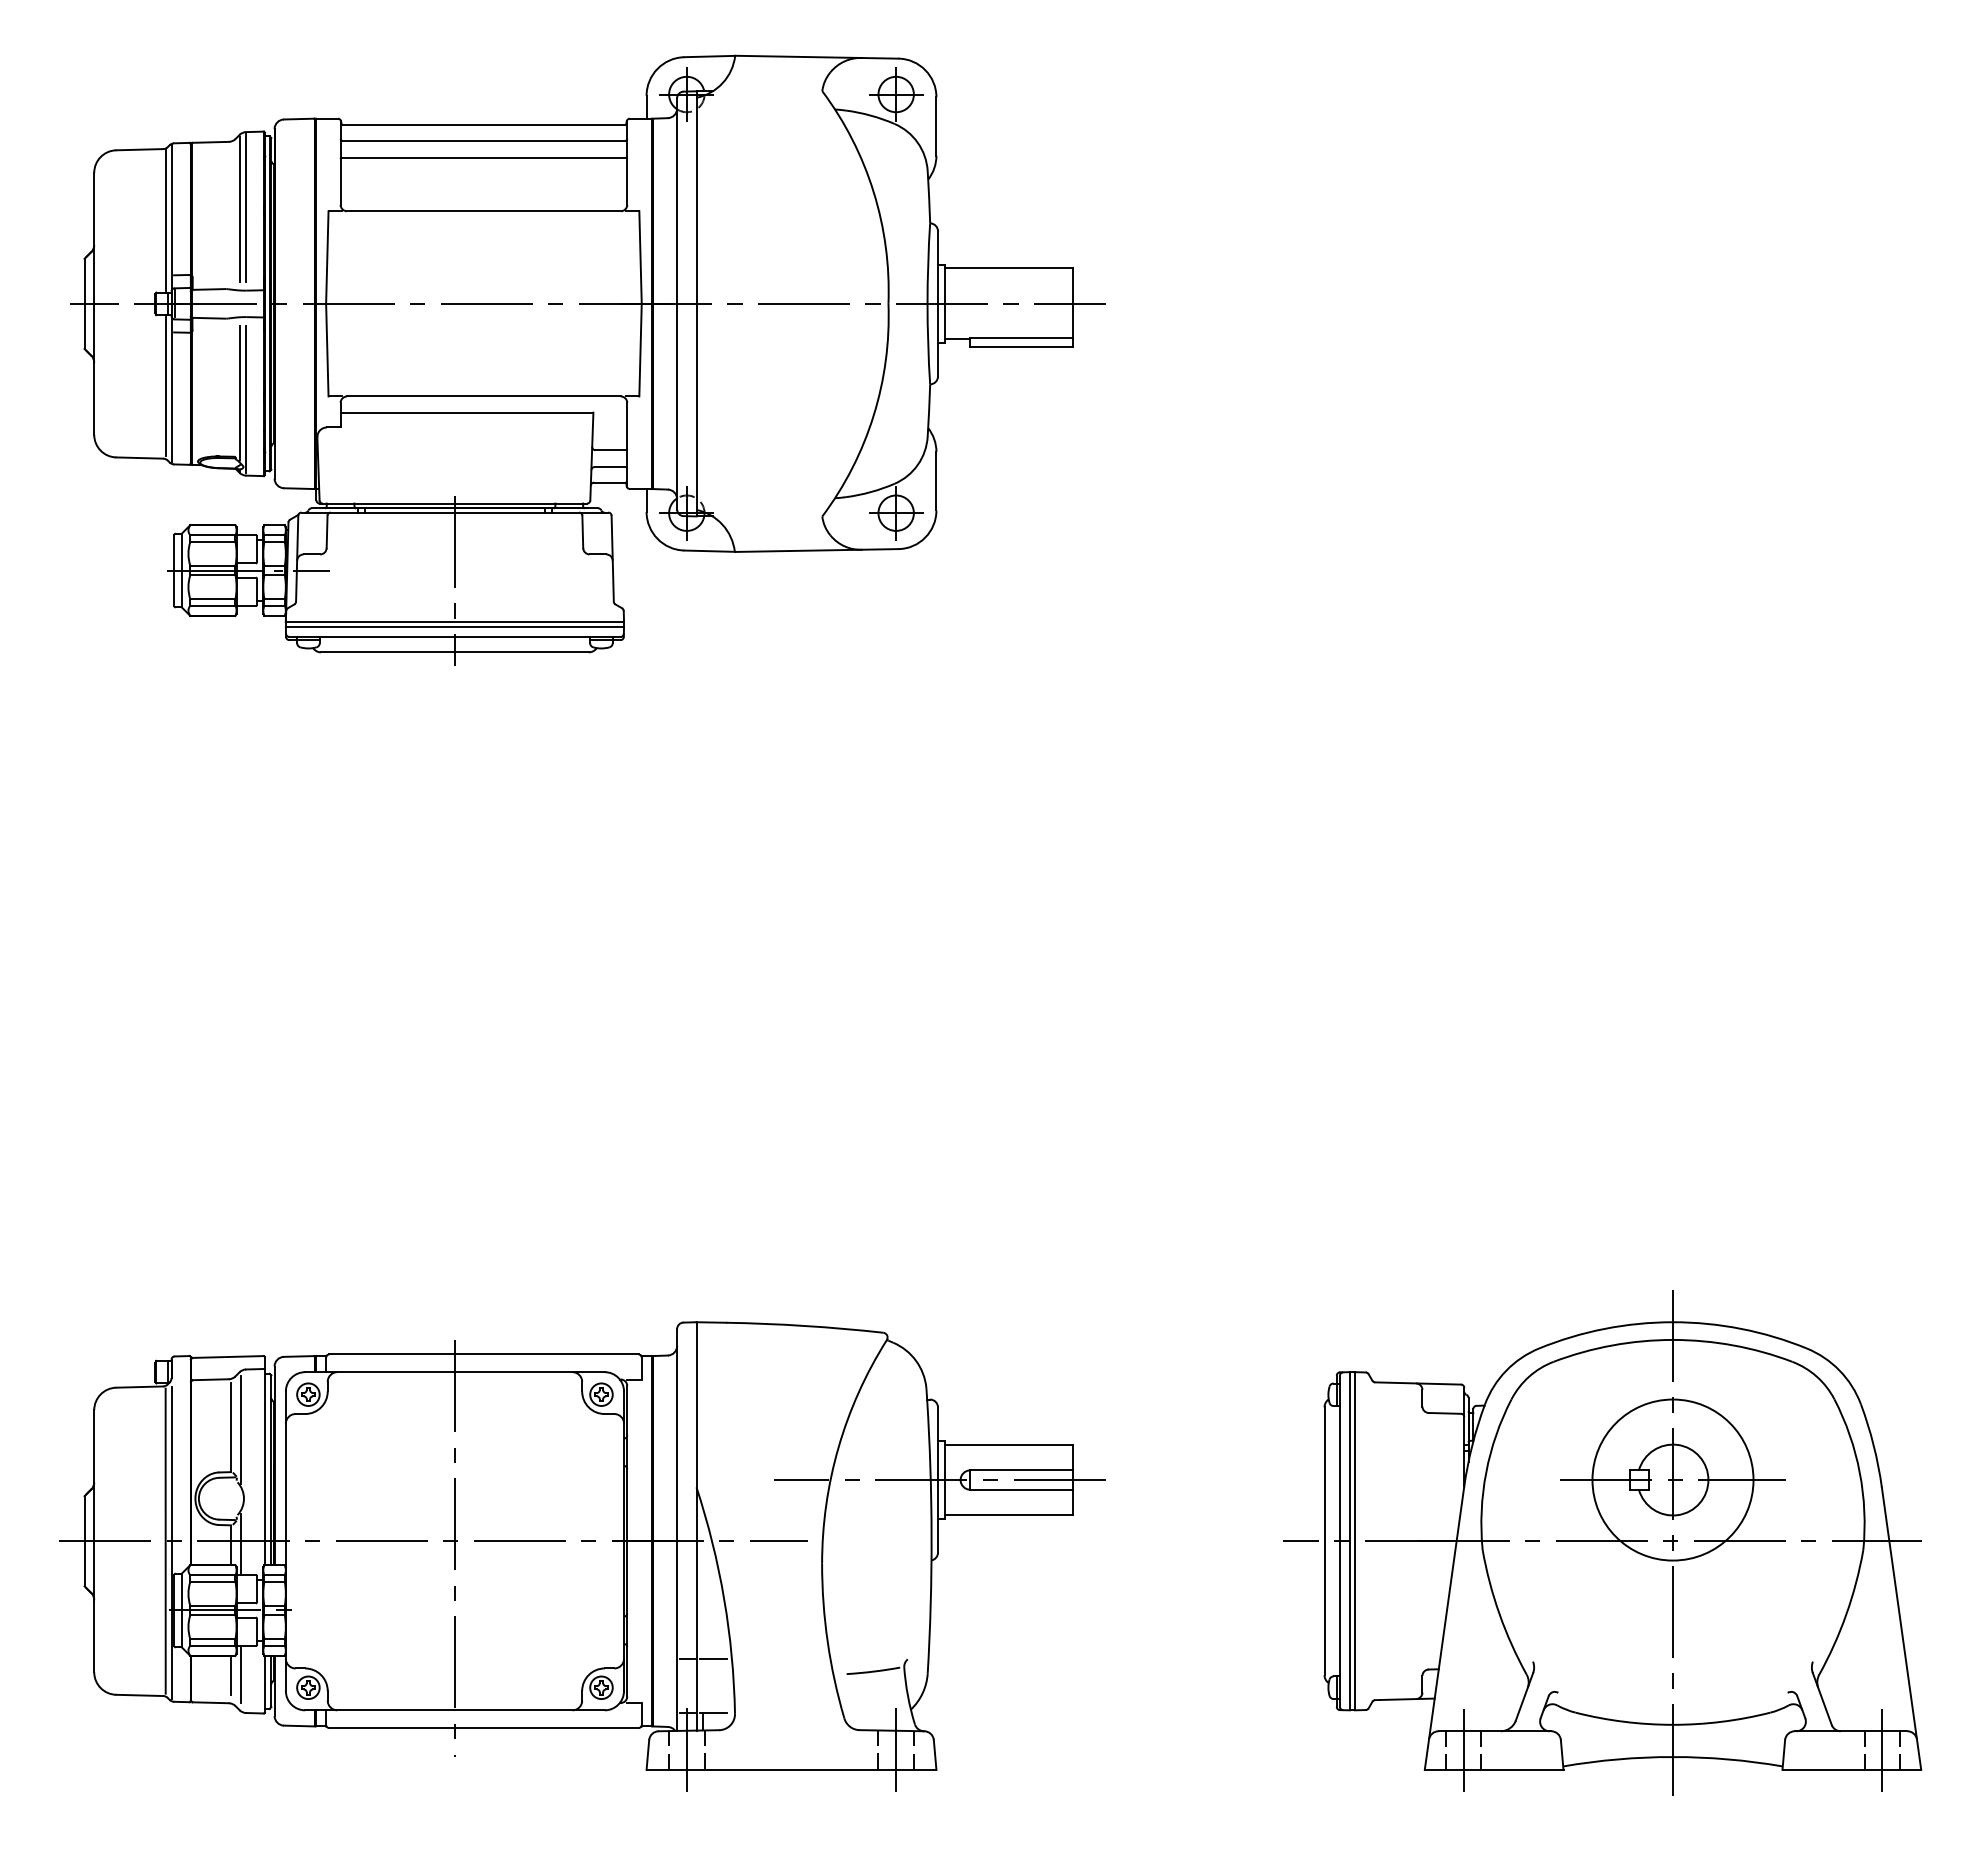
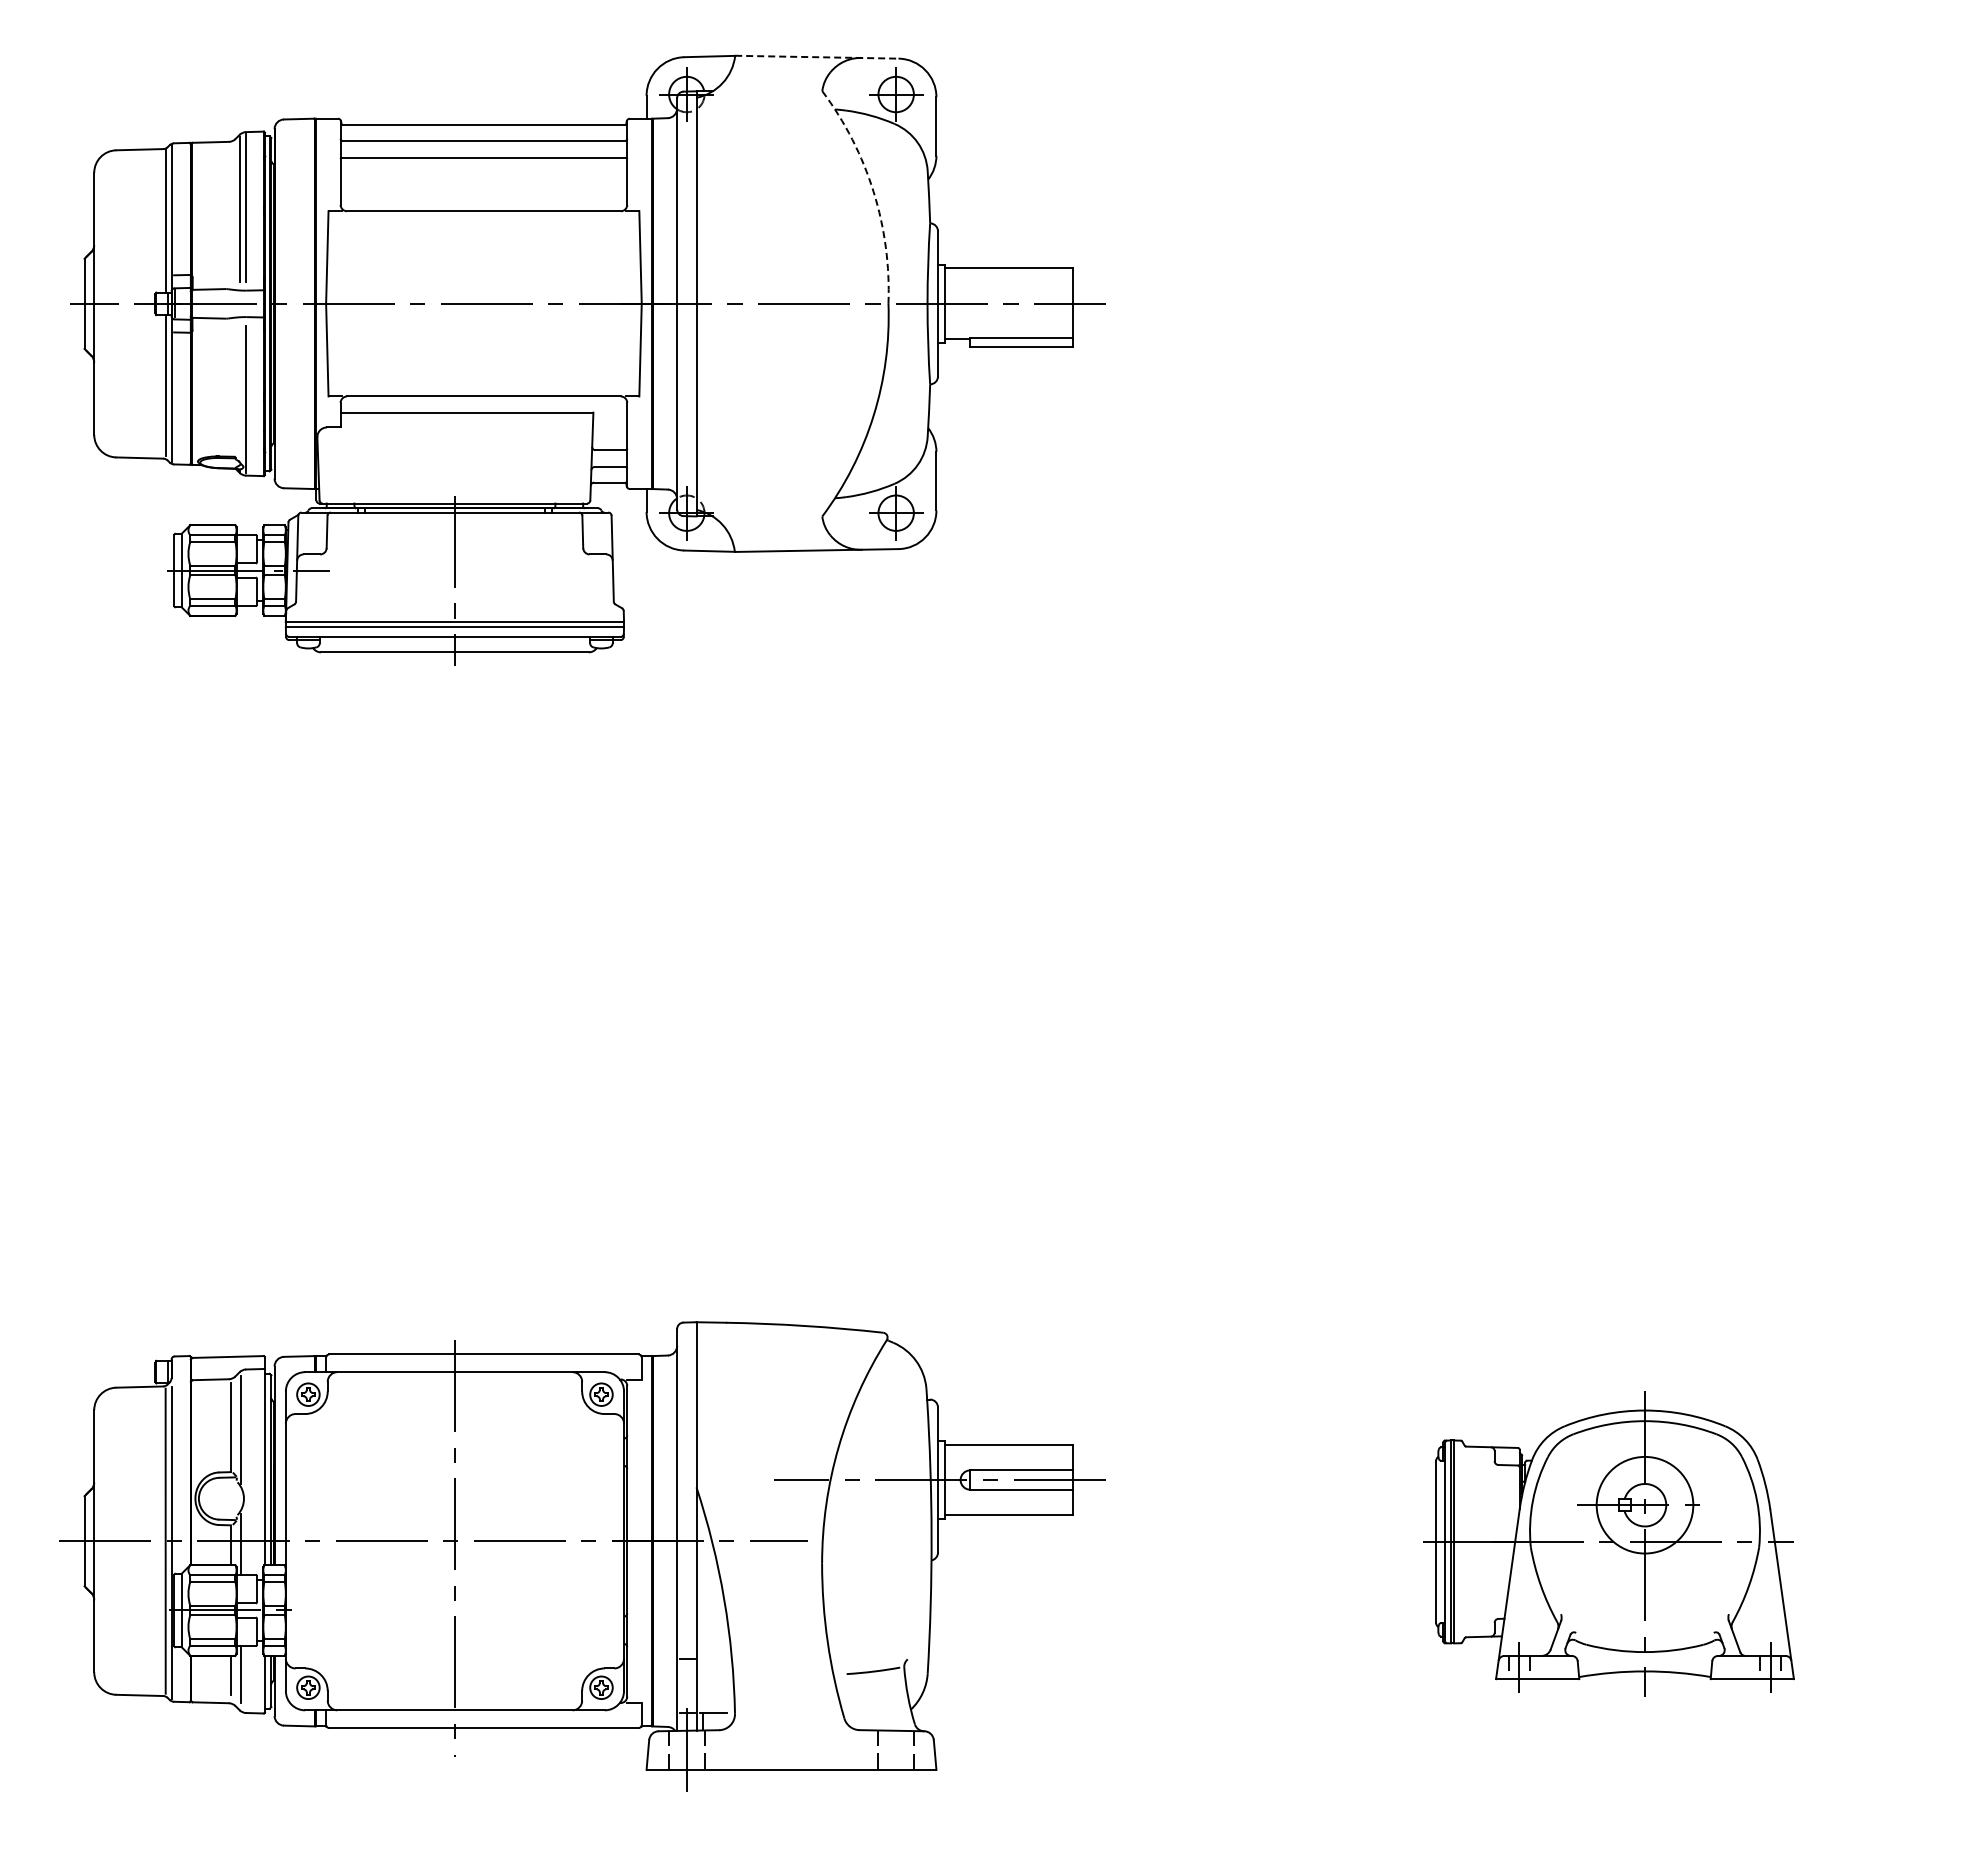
line: solid -> dashed (816, 57)
arc: solid -> dashed (873, 191)
line: present -> none (239, 392)
part size: 640x506 px -> 372x306 px (1608, 1543)
line: present -> none (712, 1658)
line: present -> none (896, 1750)
